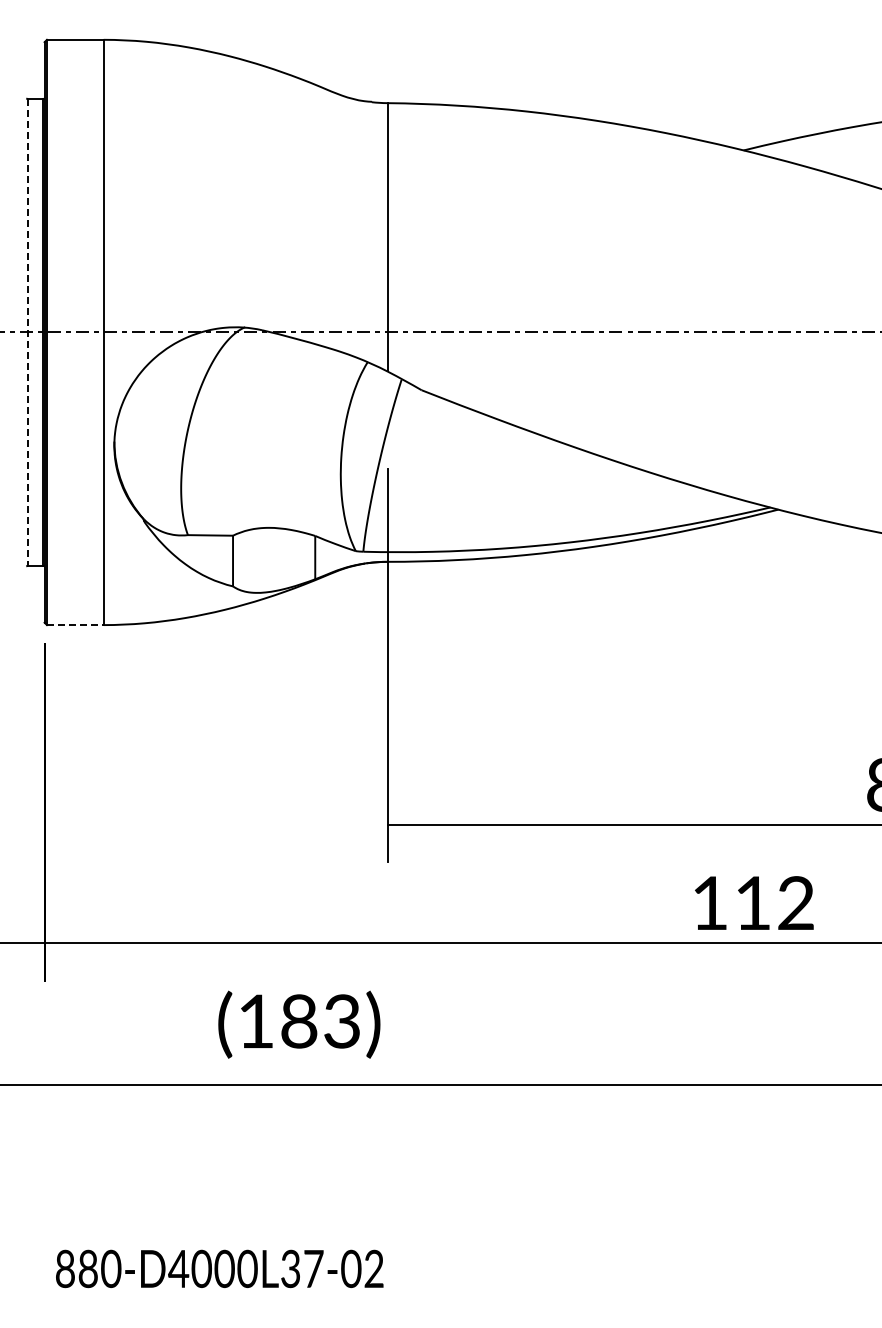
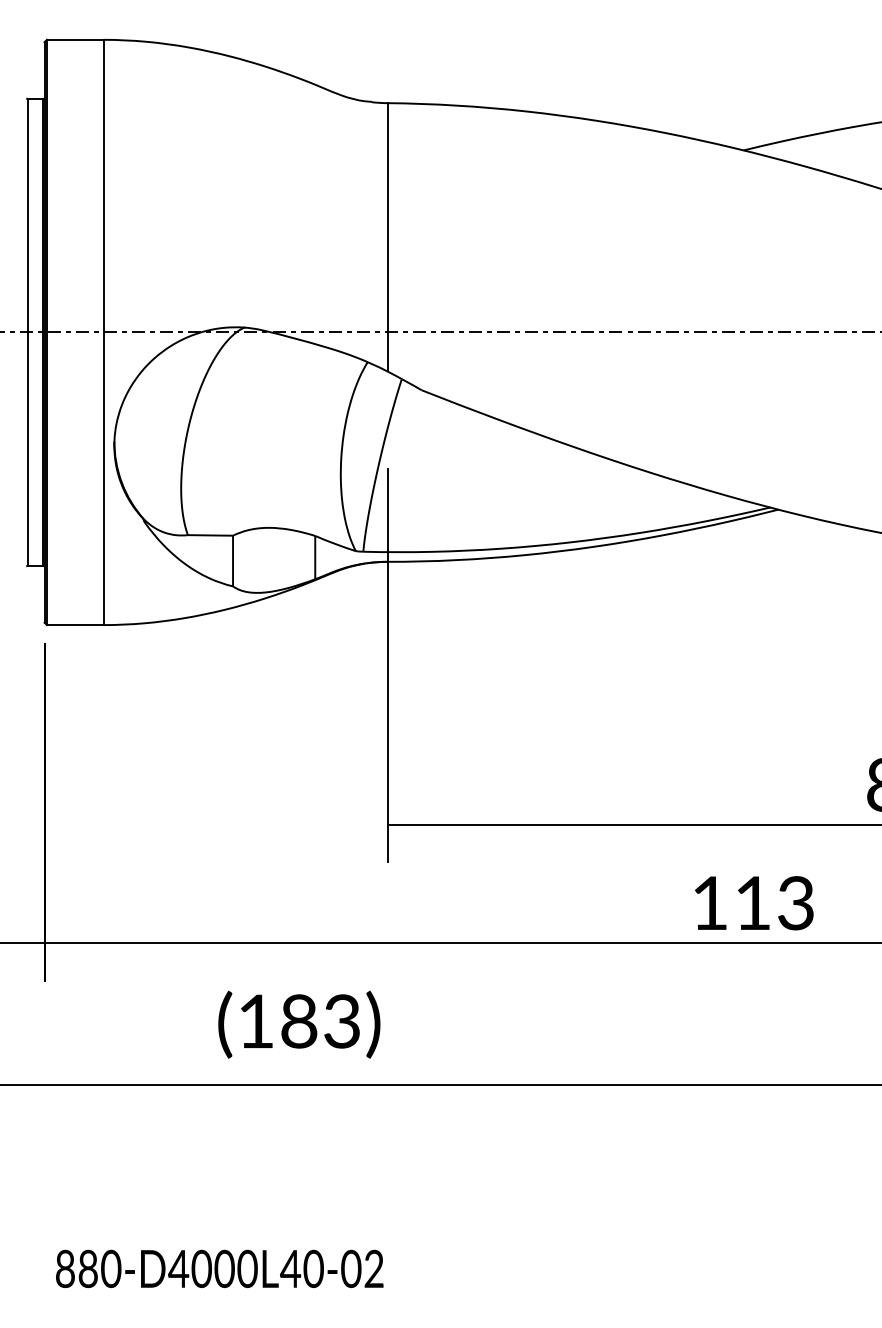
line: dashed -> solid (28, 332)
line: dashed -> solid (75, 625)
text: 112 -> 113 (795, 903)
text: 880-D4000L37-02 -> 880-D4000L40-02 (301, 1268)
